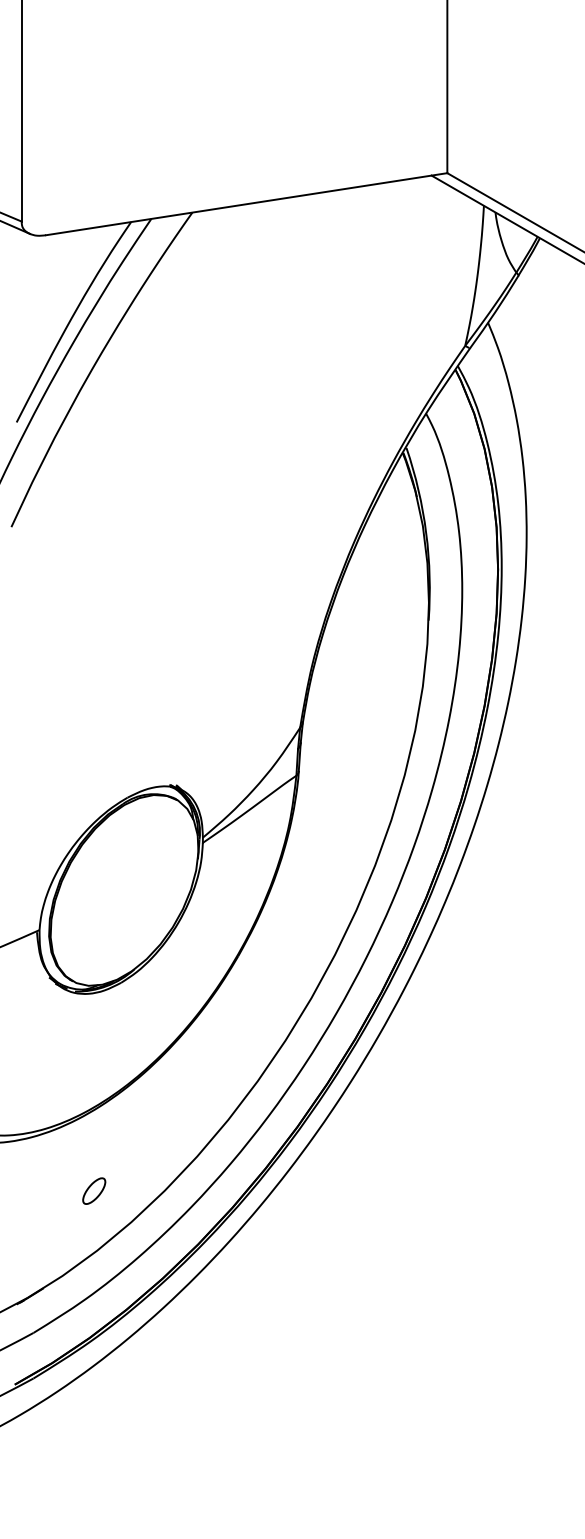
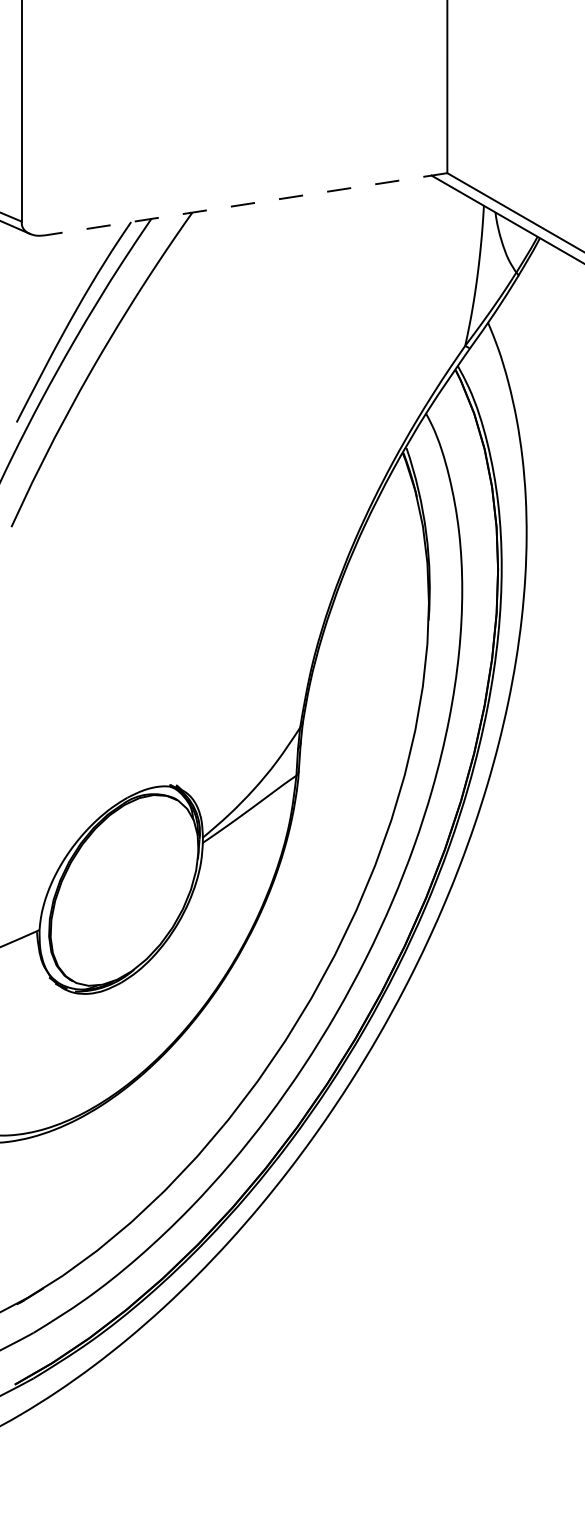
line: solid -> dashed (246, 204)
part: present -> none (94, 1190)
